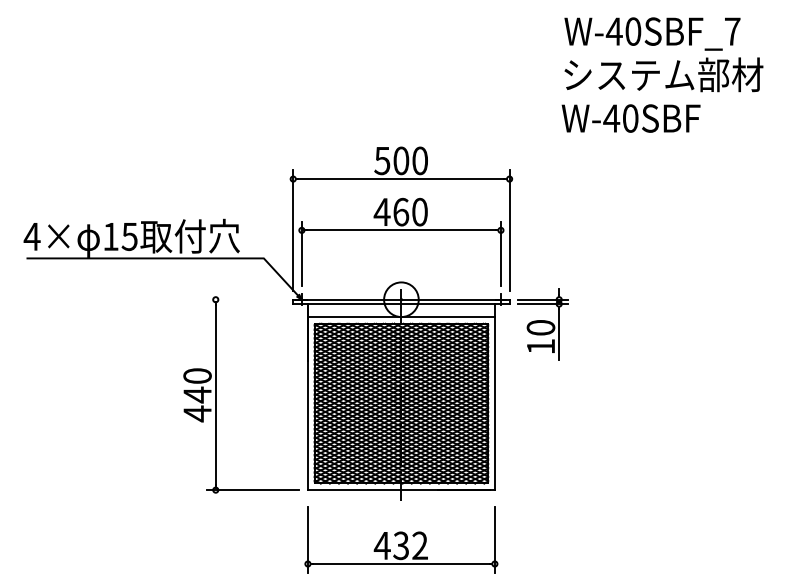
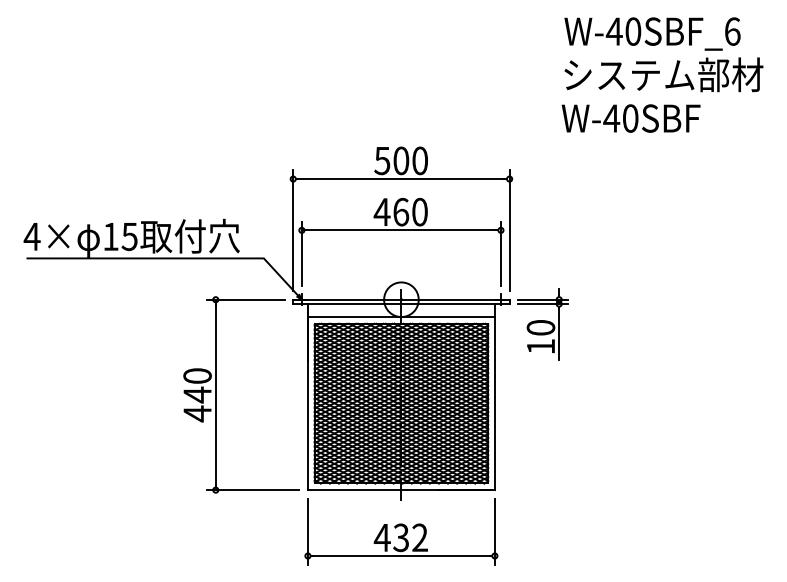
text: W-40SBF_7 -> W-40SBF_6 (732, 31)
line: none -> present (245, 299)
part position: (401, 539) -> (401, 531) (401, 531)
